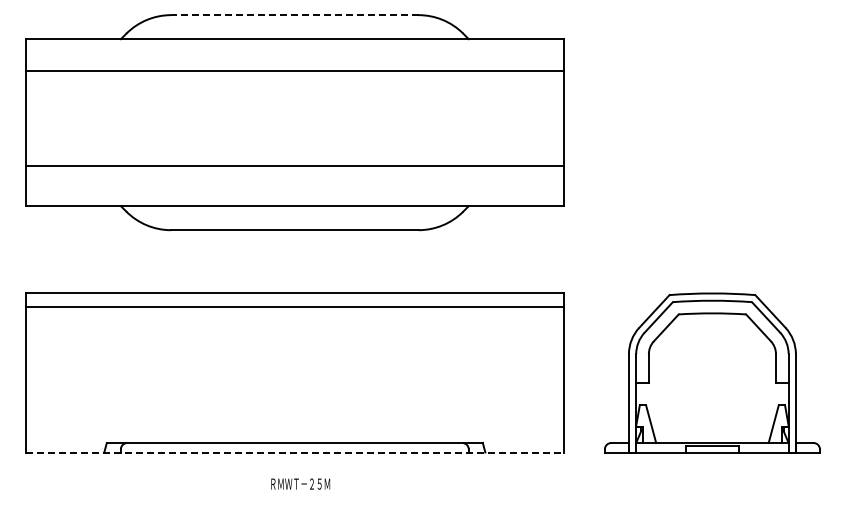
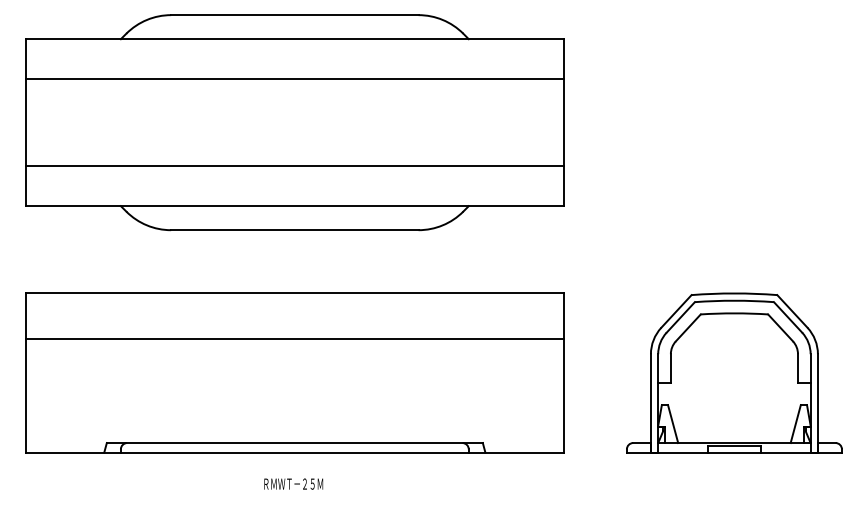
line: dashed -> solid (294, 15)
line position: (294, 70) -> (294, 78) (294, 78)
line position: (294, 306) -> (294, 338) (294, 338)
part position: (712, 372) -> (734, 372) (734, 372)
line: dashed -> solid (294, 452)
text position: (300, 483) -> (293, 483) (293, 483)
